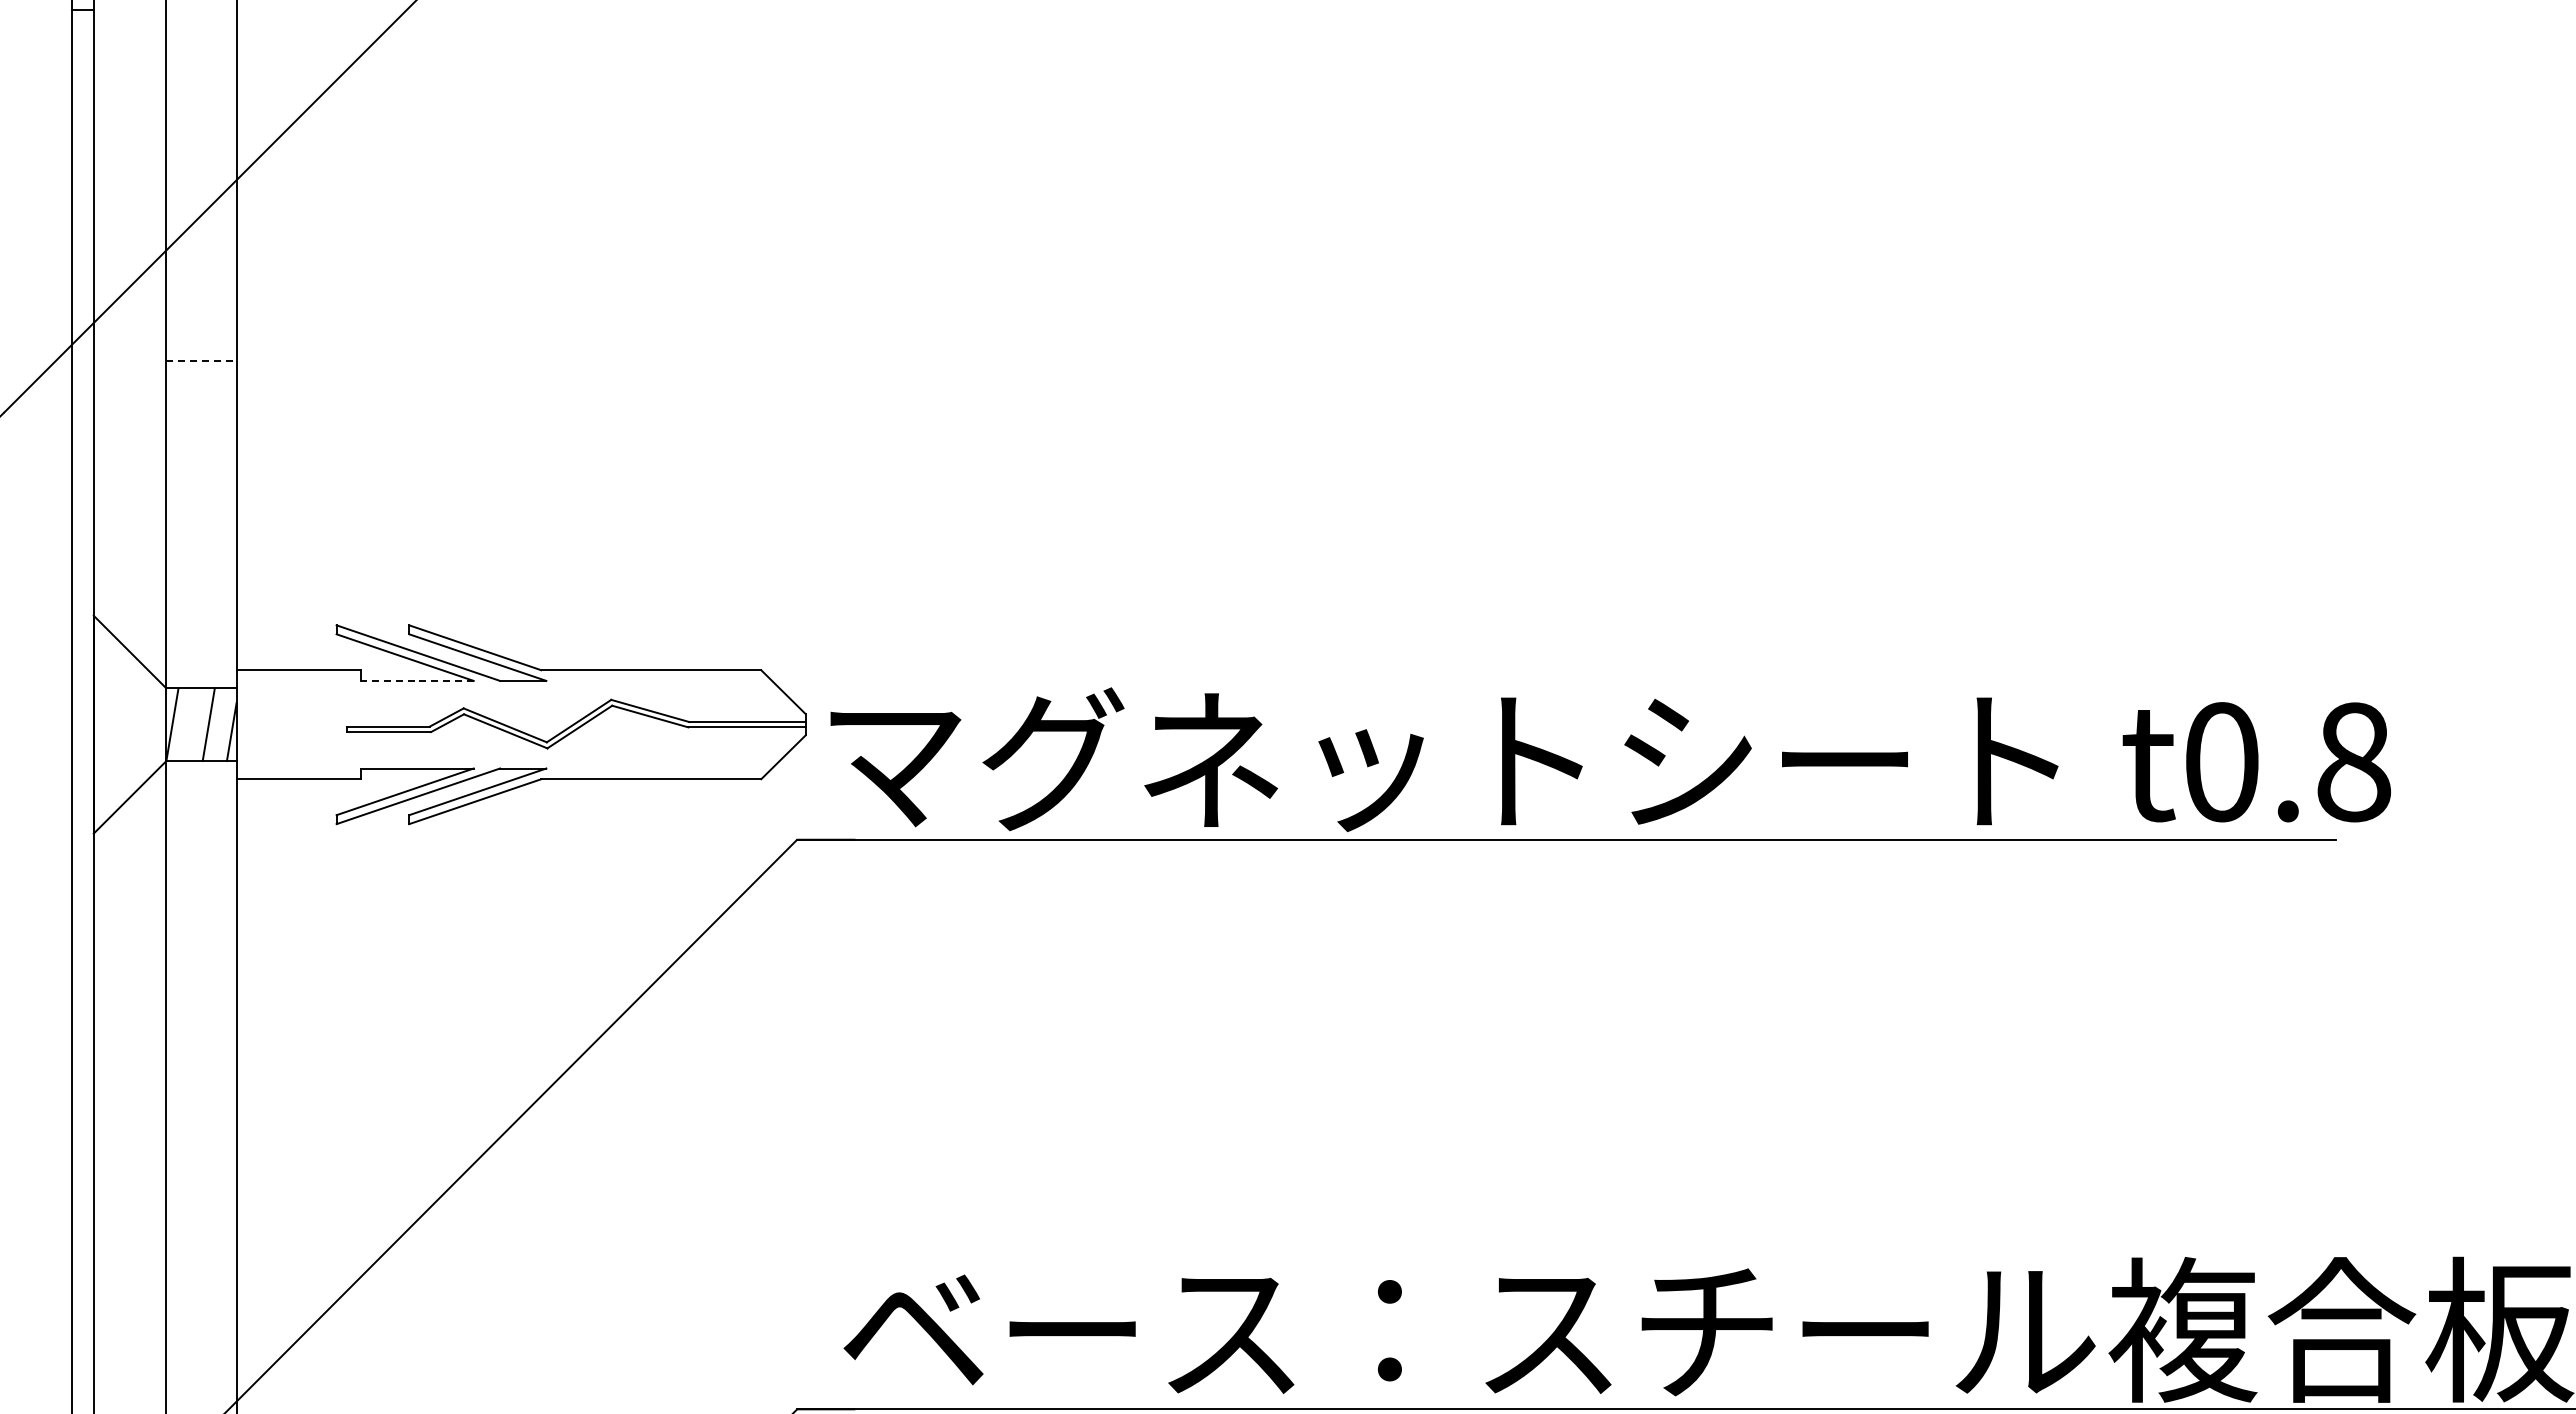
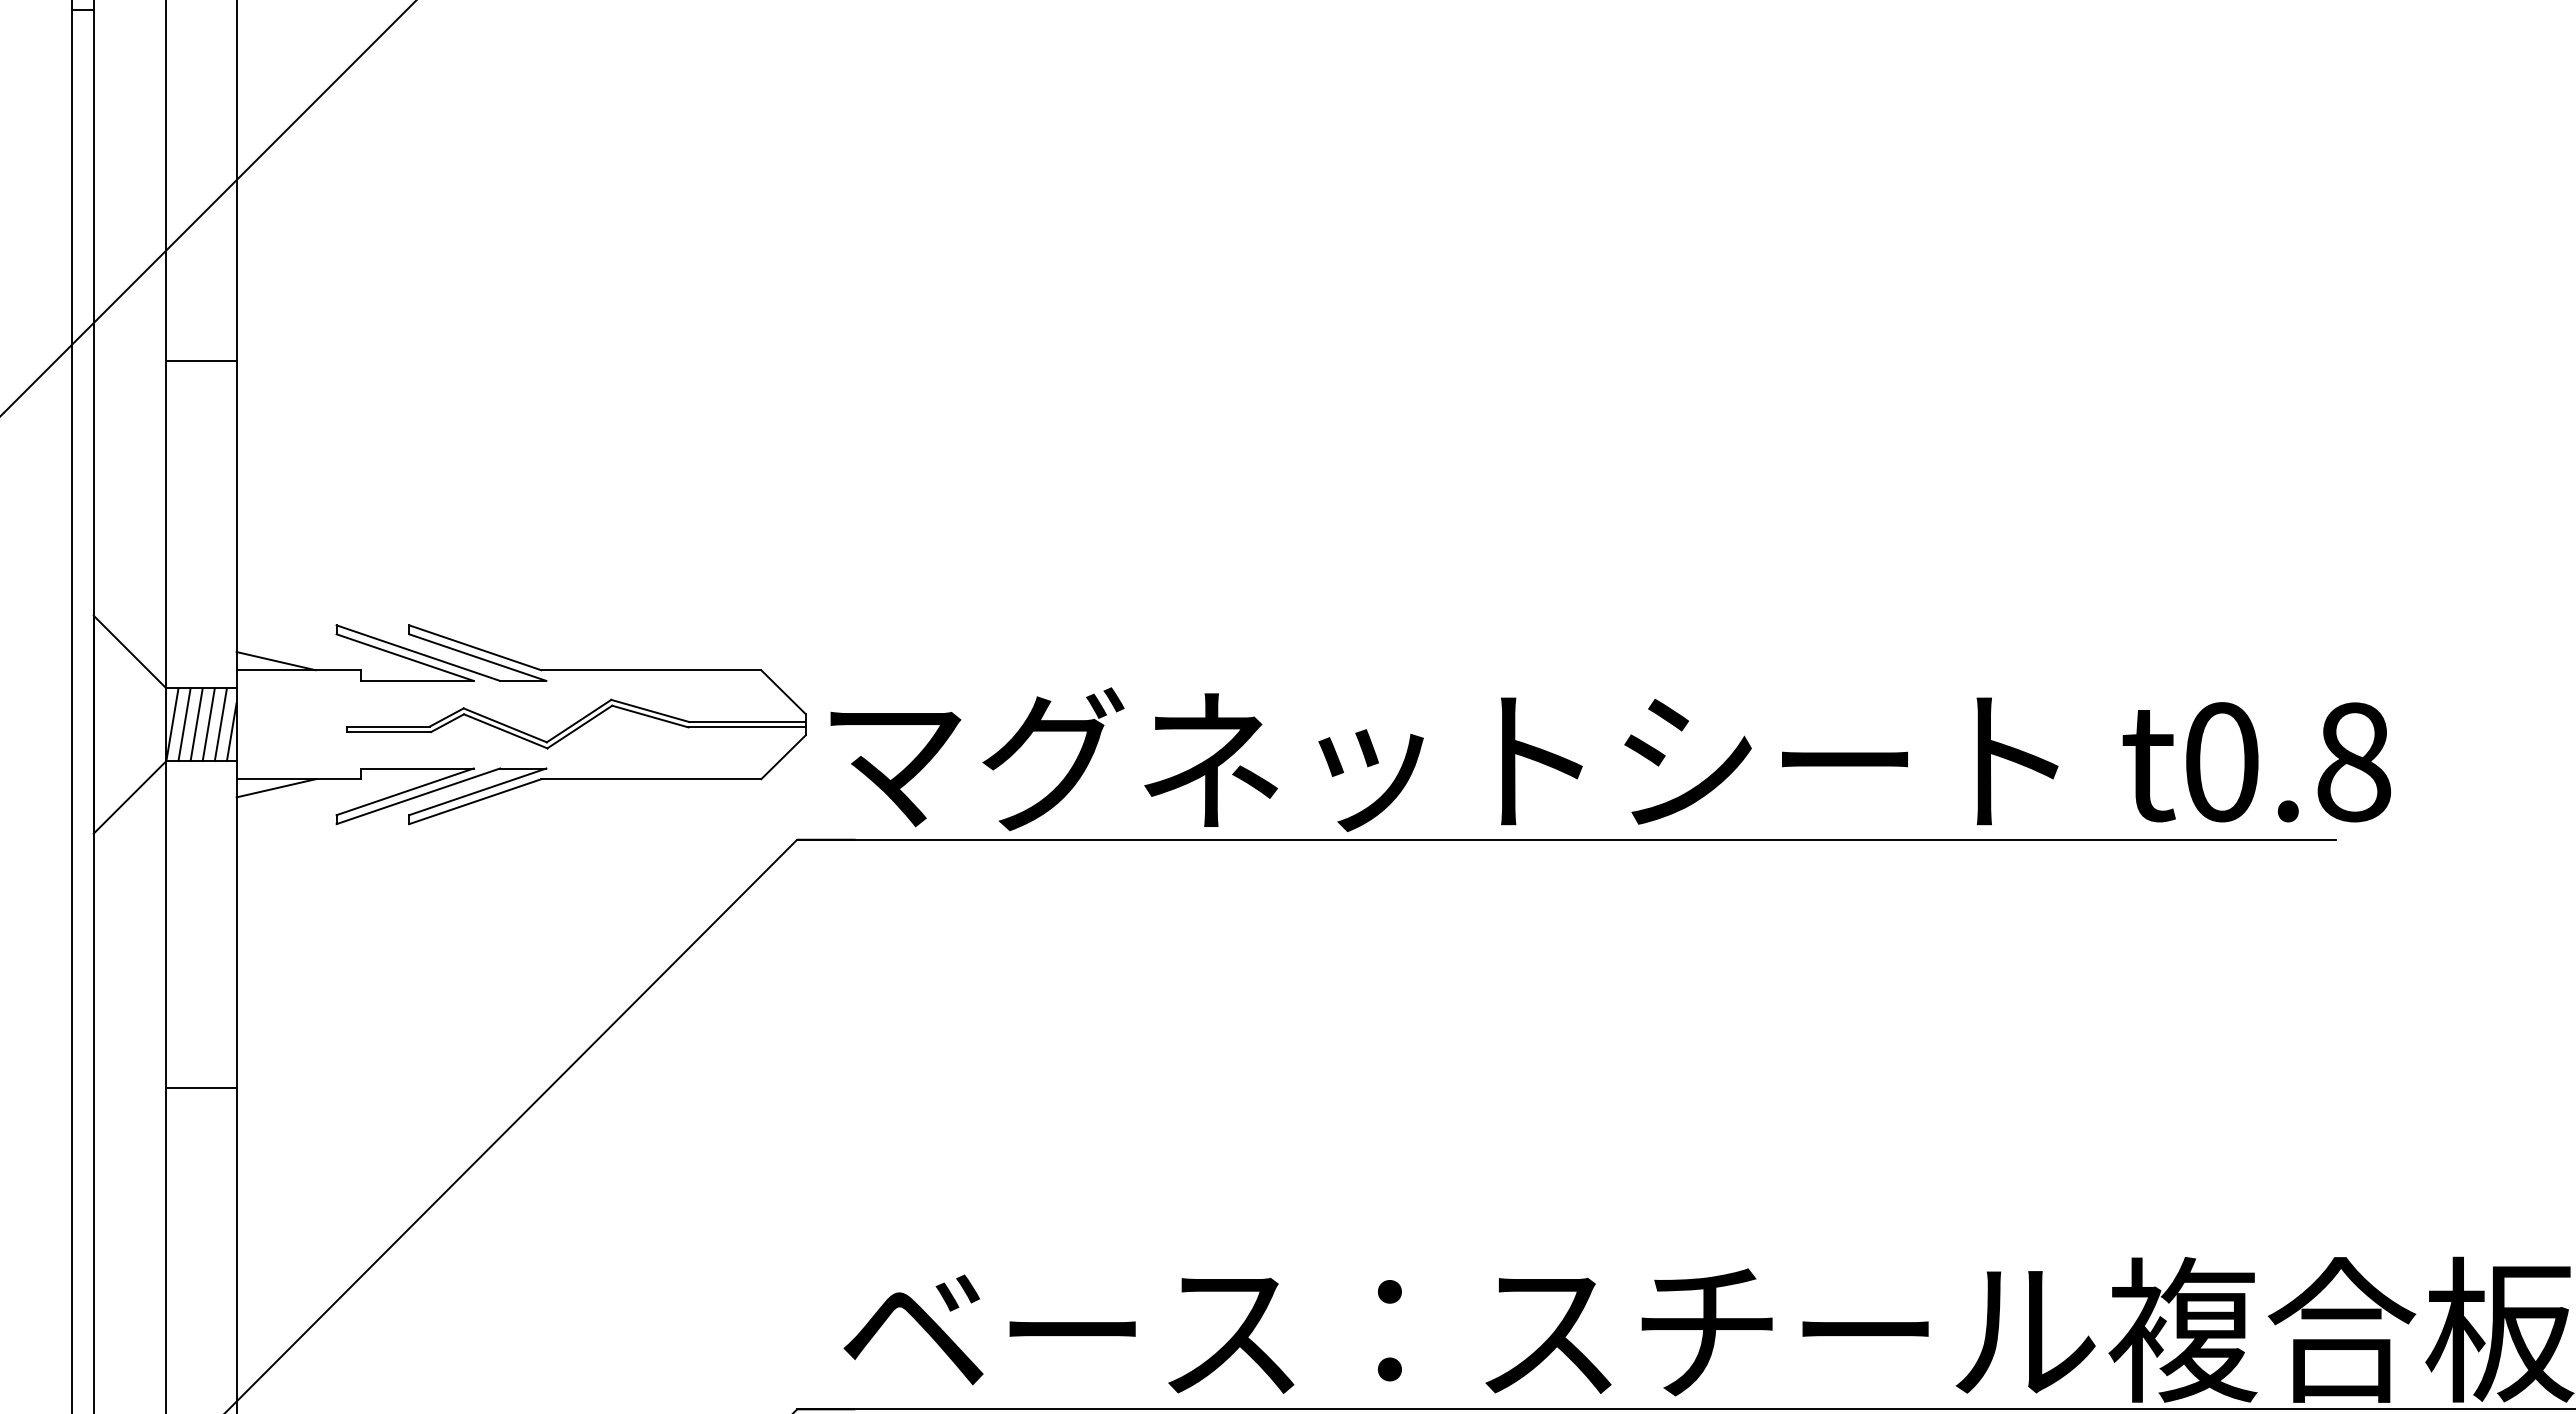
line: dashed -> solid (202, 361)
line: none -> present (275, 661)
line: dashed -> solid (416, 680)
line: none -> present (184, 724)
line: none -> present (196, 724)
line: none -> present (220, 724)
line: none -> present (275, 788)
line: none -> present (201, 1087)
